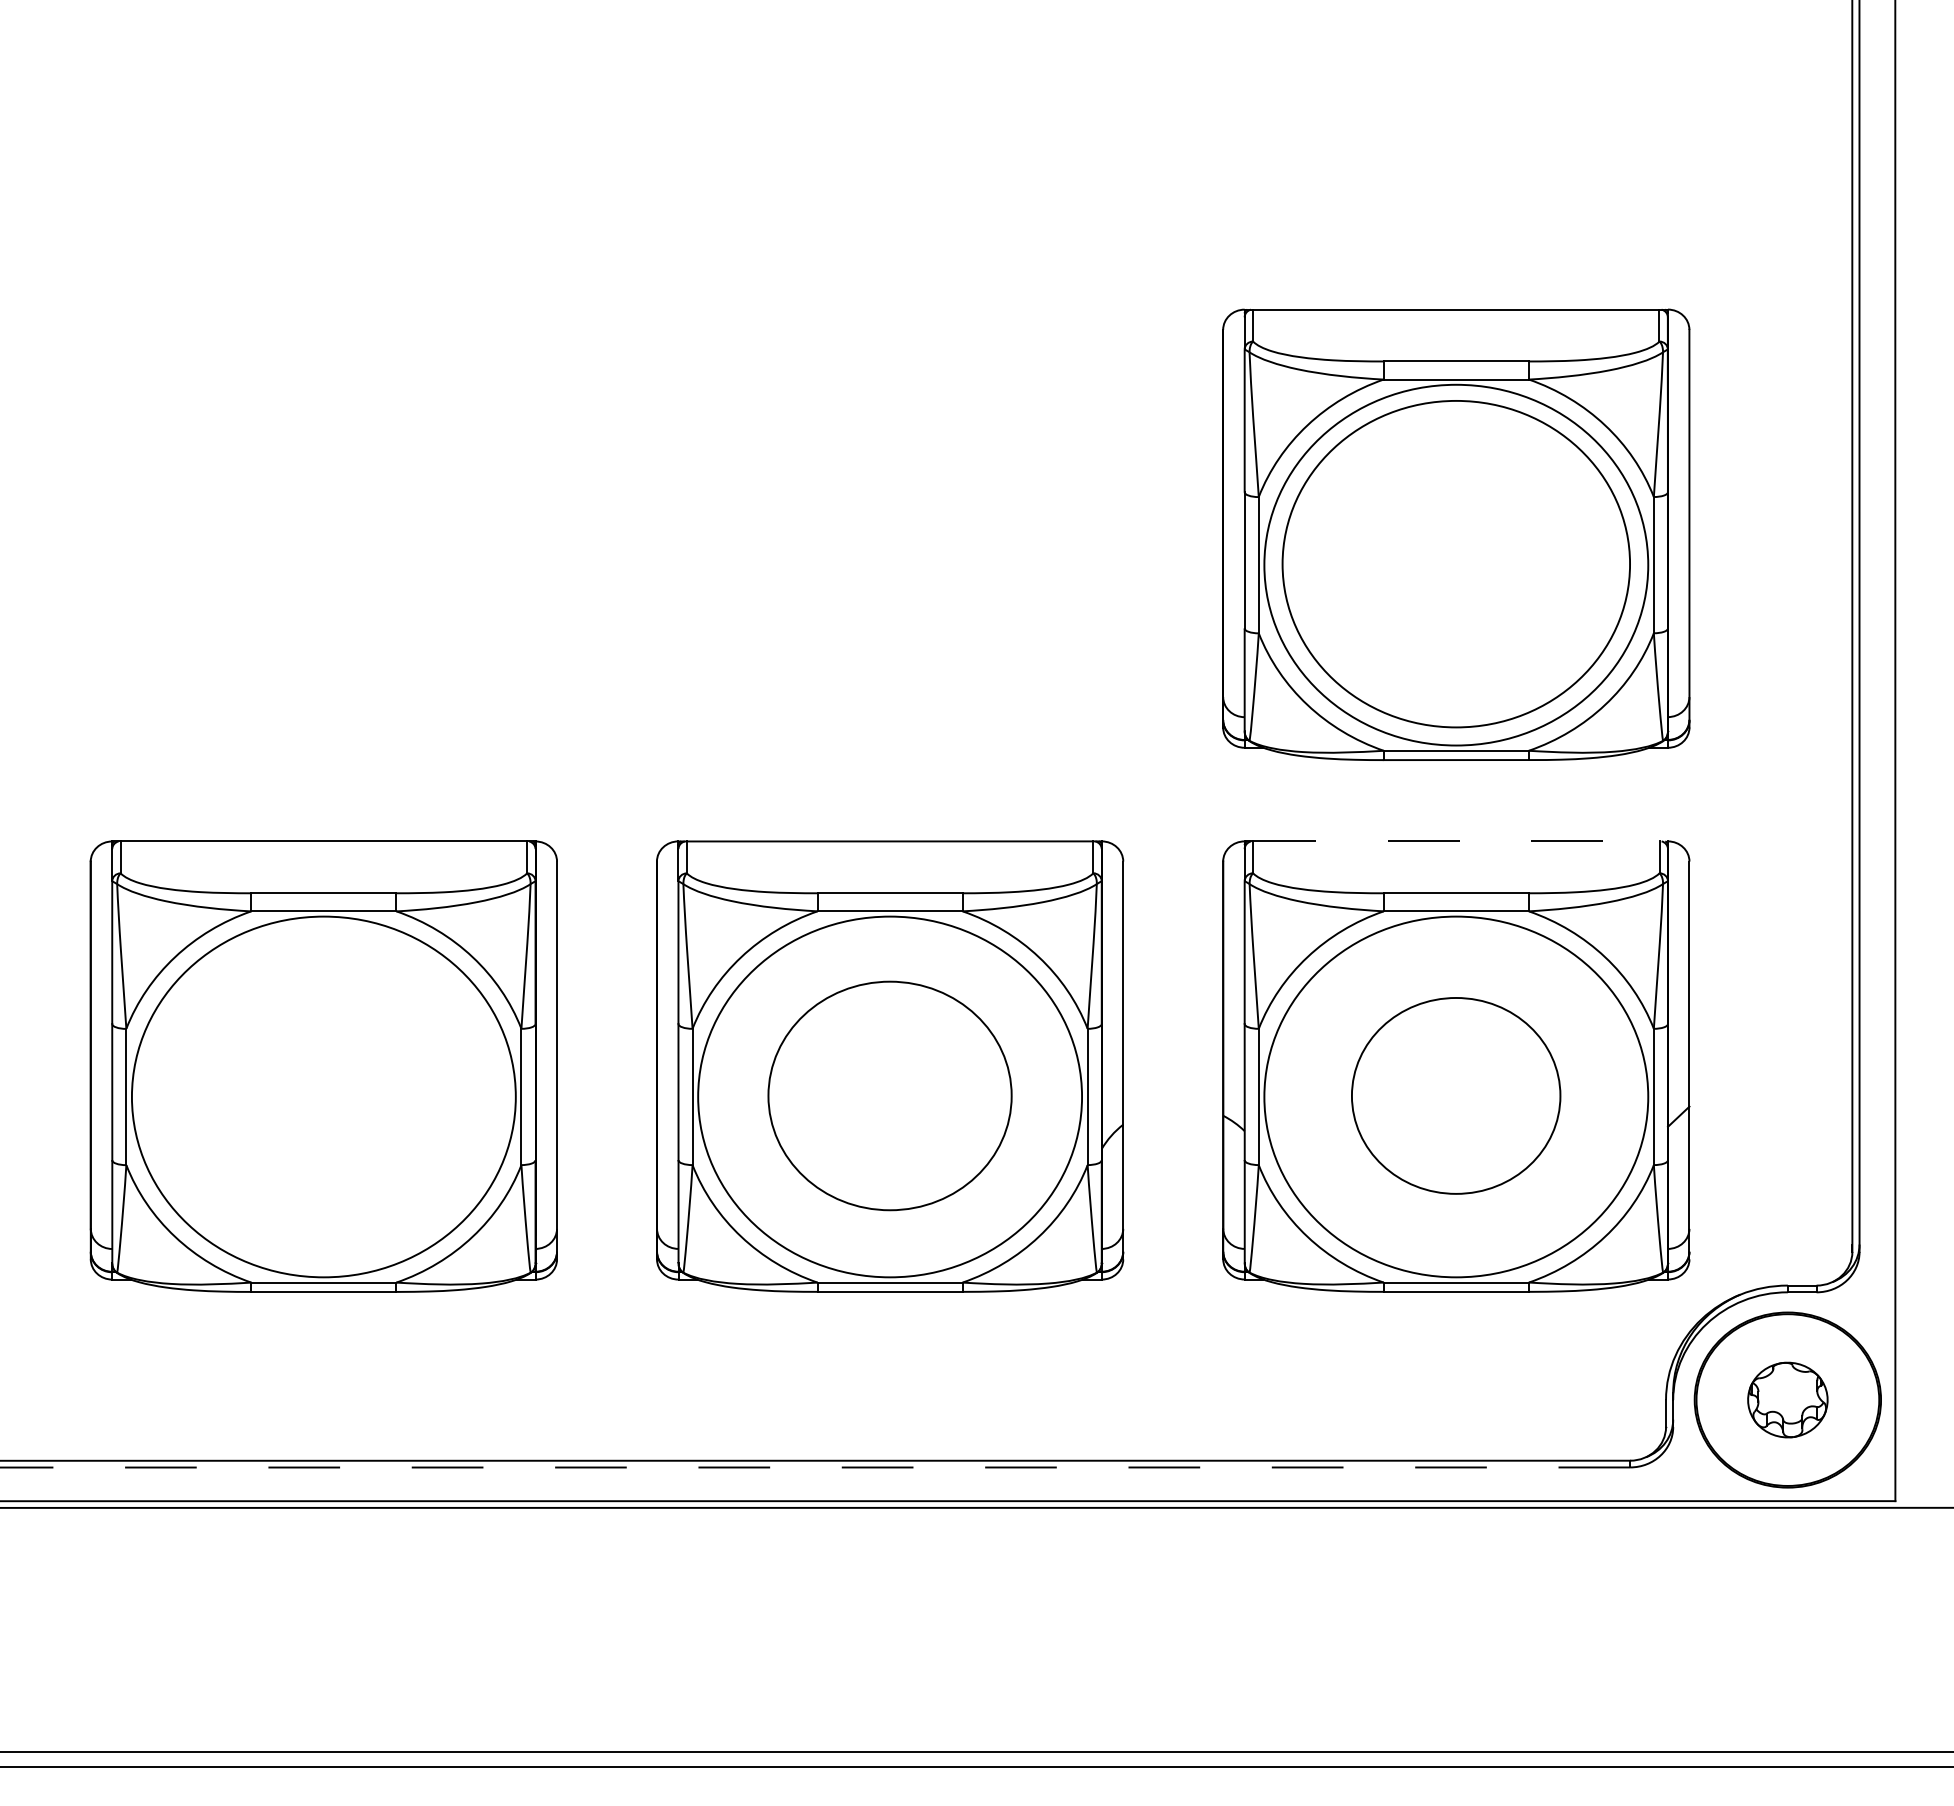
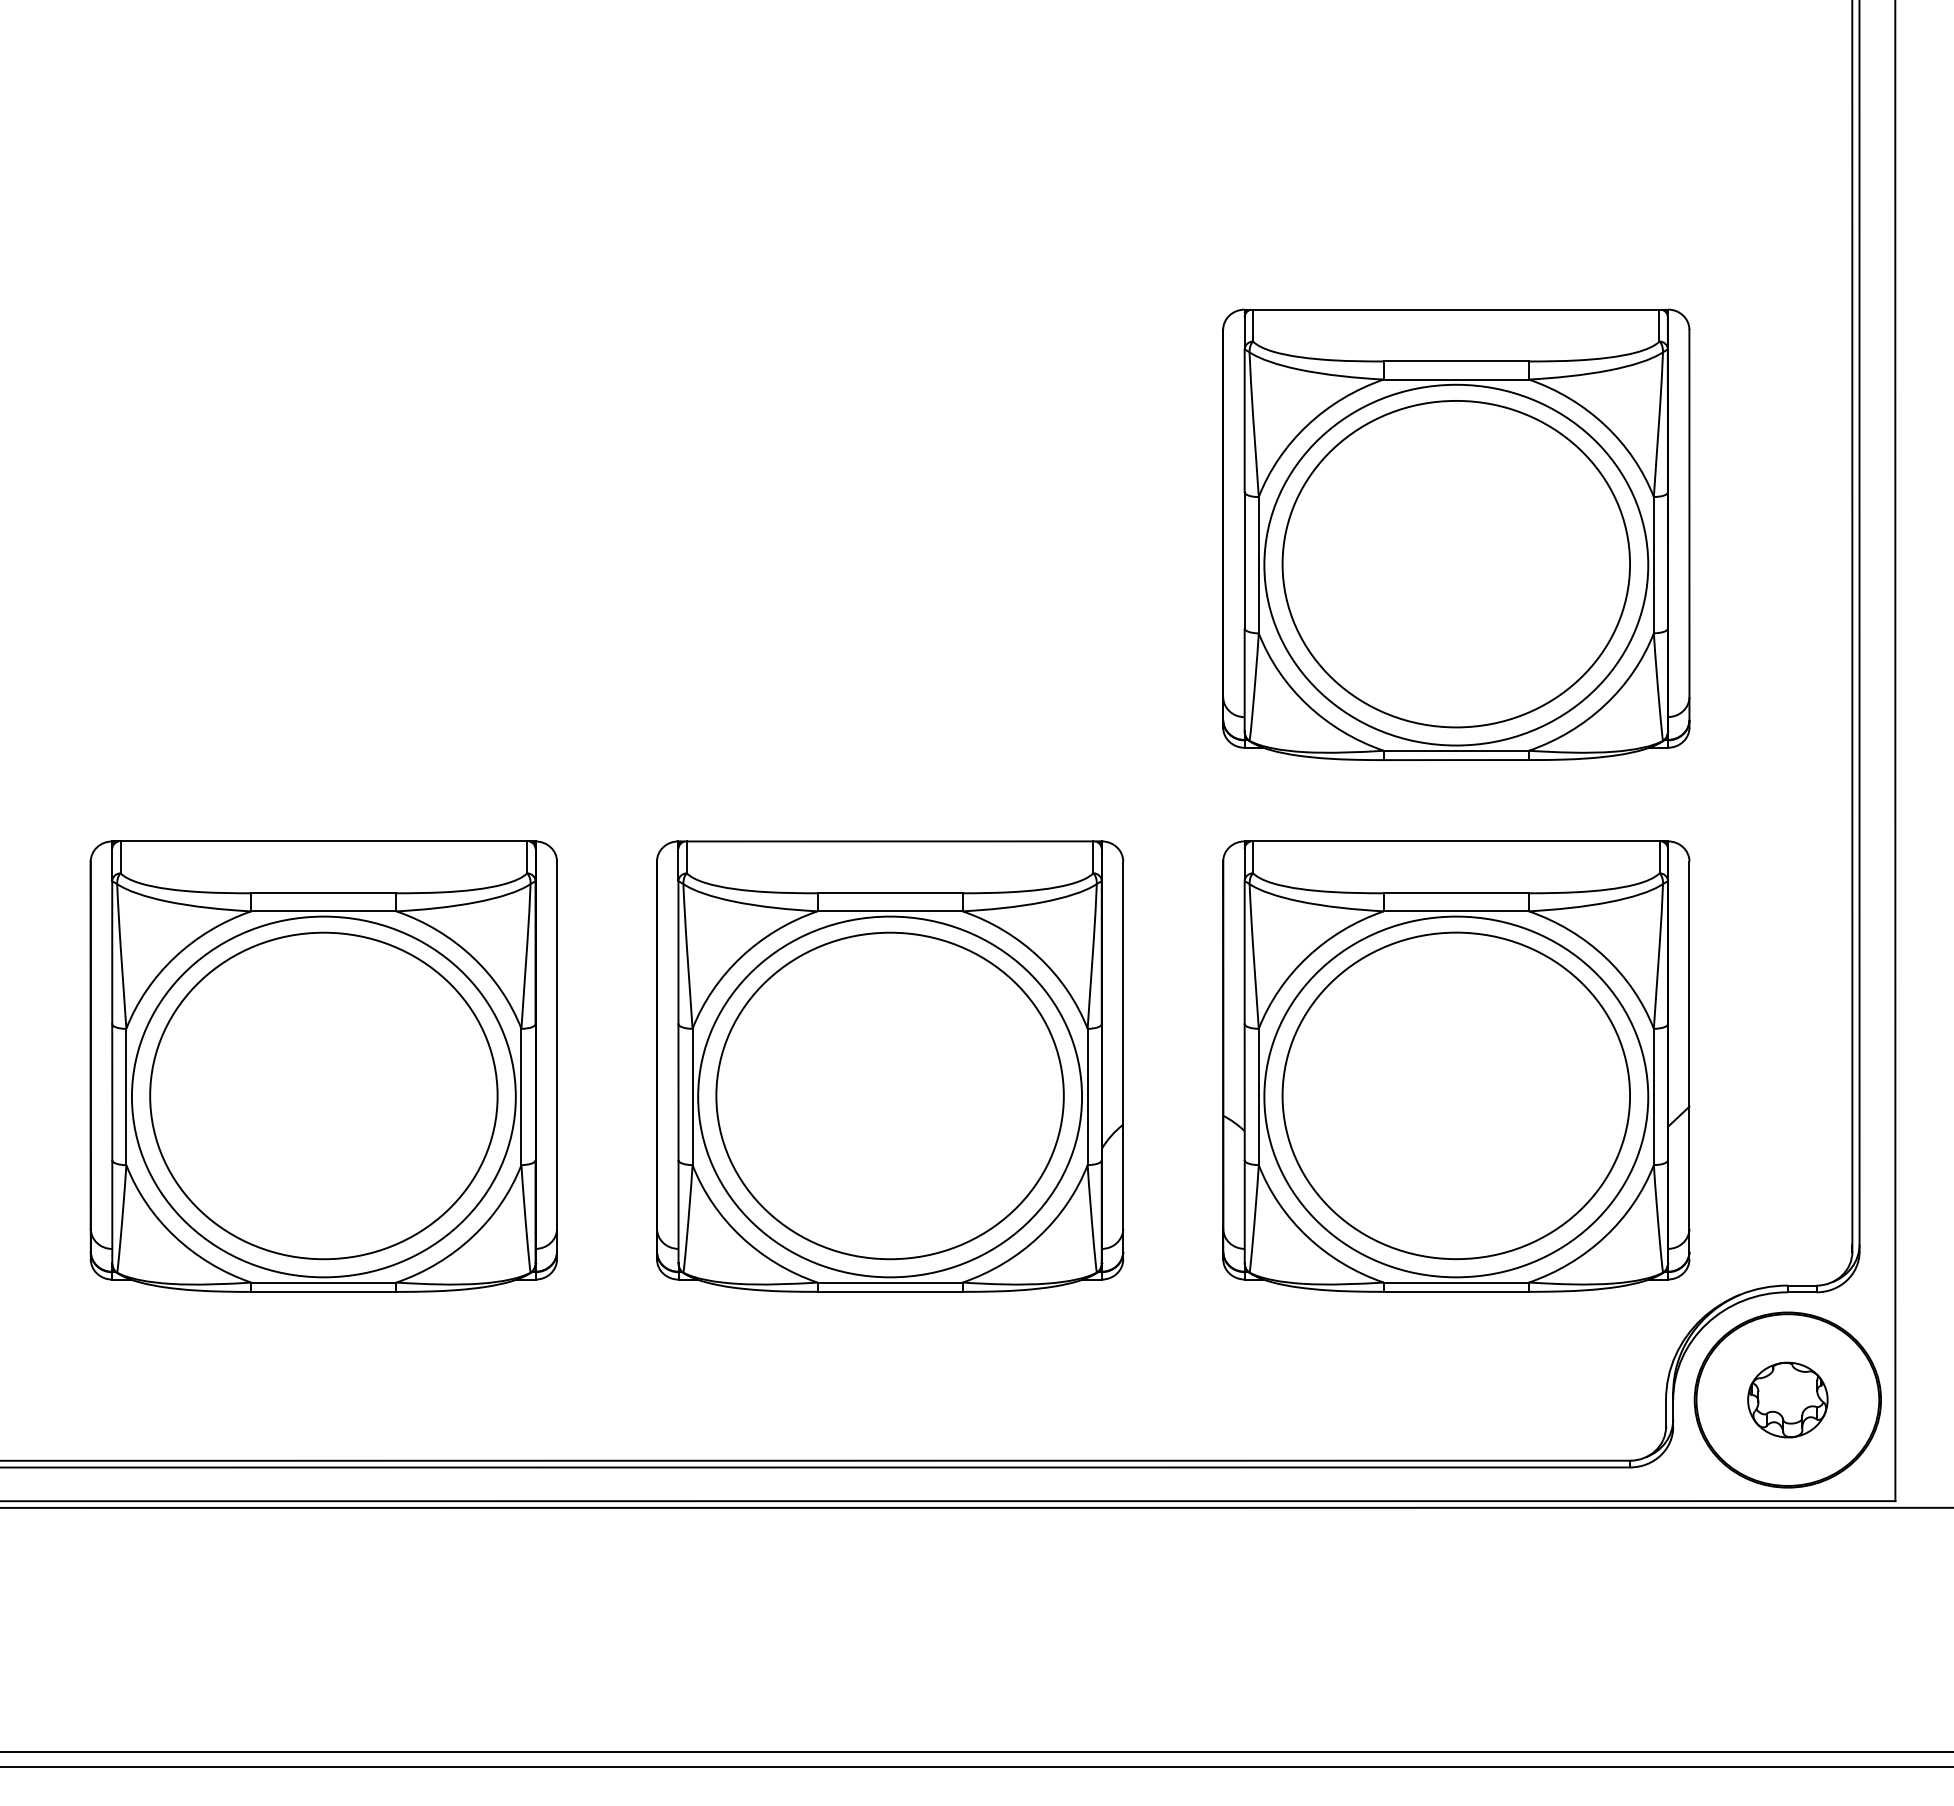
line: dashed -> solid (1456, 841)
part: none -> present (323, 1095)
part size: 246x232 px -> 350x330 px (889, 1095)
part size: 211x198 px -> 350x330 px (1455, 1095)
line: dashed -> solid (815, 1467)
